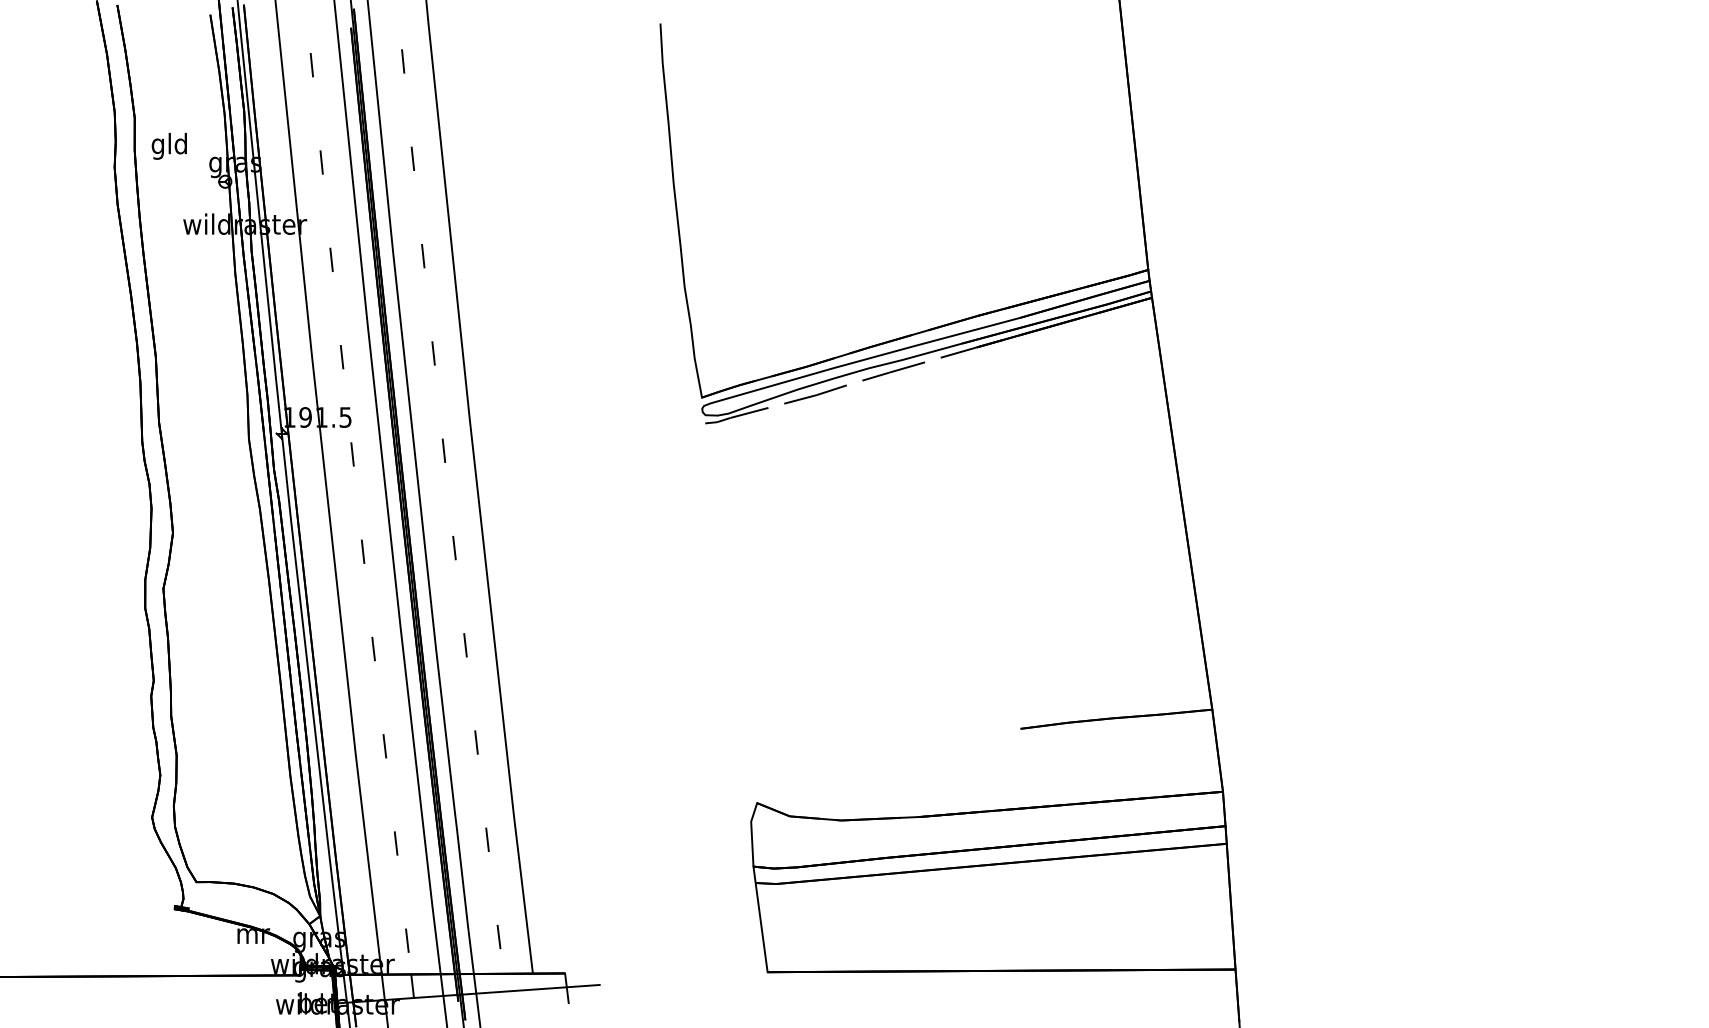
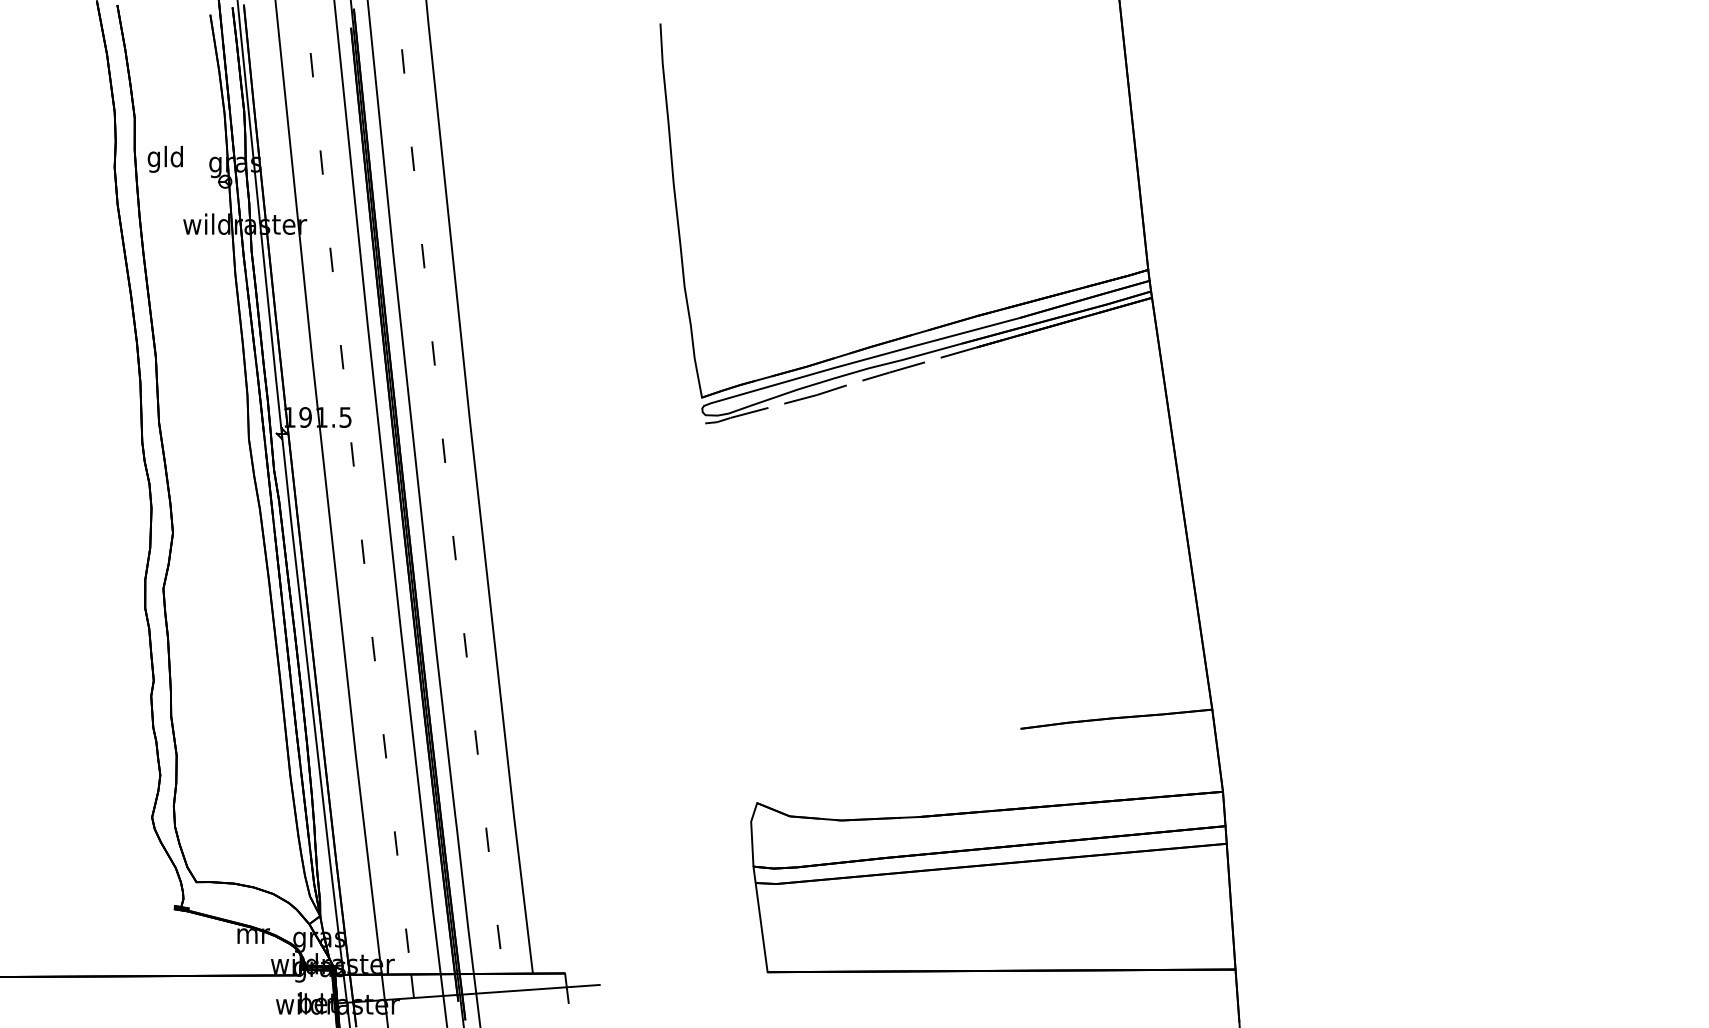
text position: (168, 145) -> (164, 158) (164, 158)
